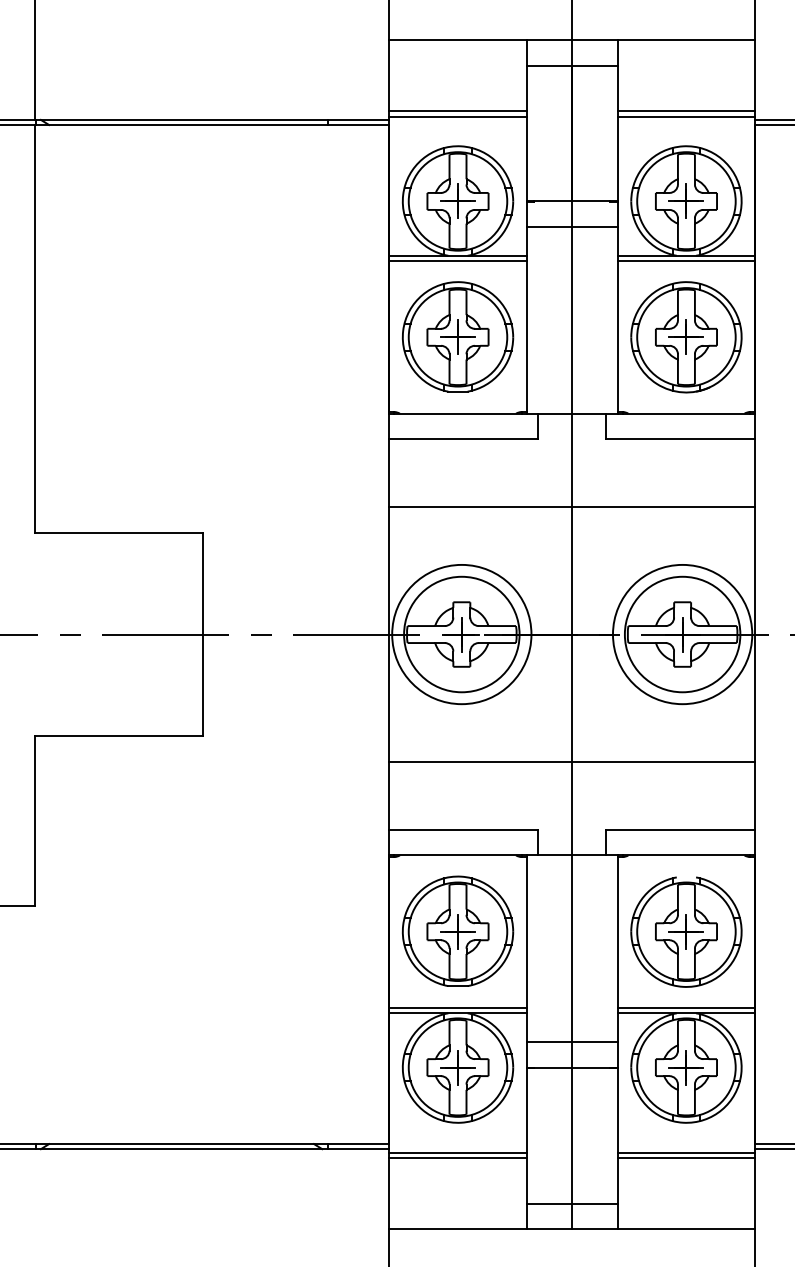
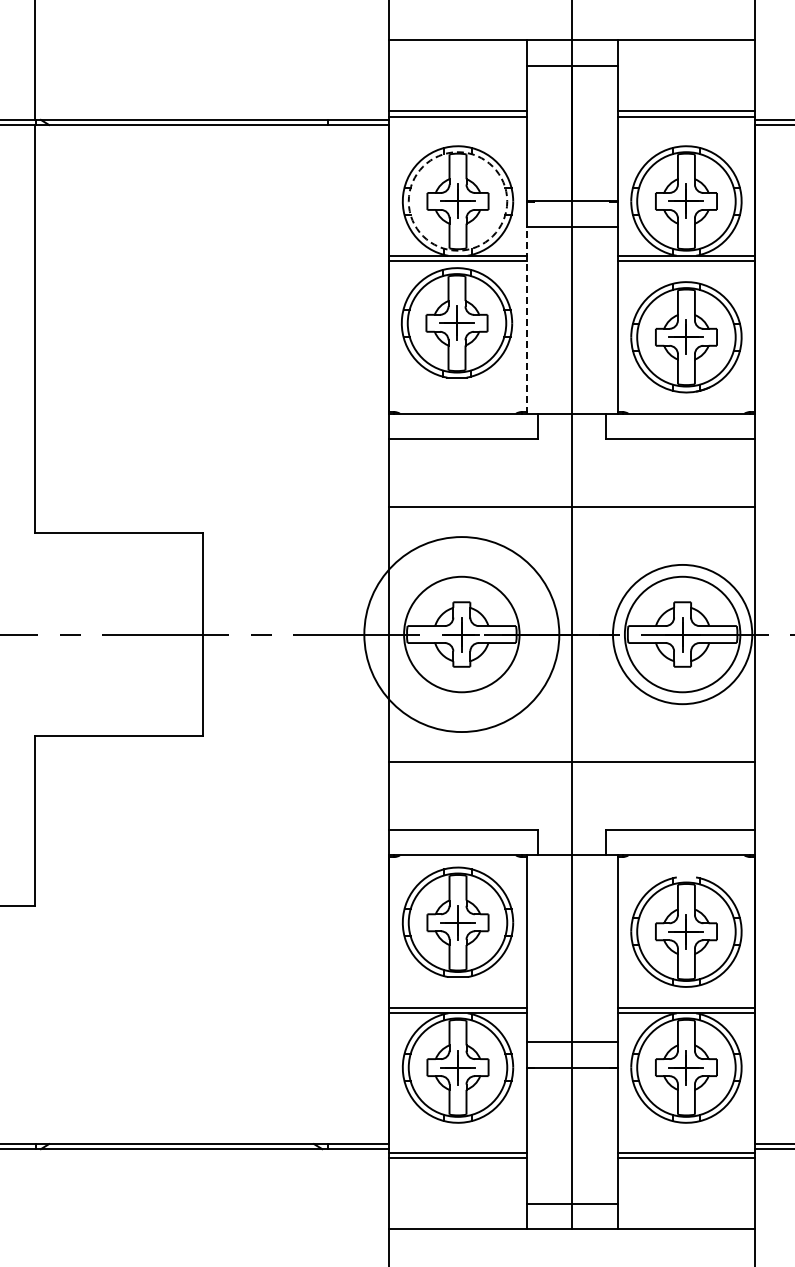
circle: solid -> dashed (457, 201)
line: solid -> dashed (526, 319)
part position: (457, 336) -> (456, 322) (456, 322)
circle diameter: 139 px -> 195 px (461, 634)
part position: (457, 930) -> (457, 921) (457, 921)
